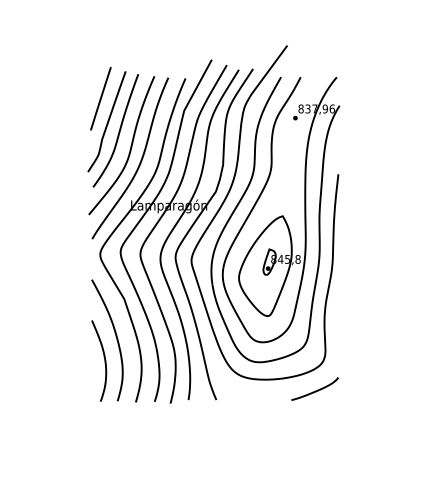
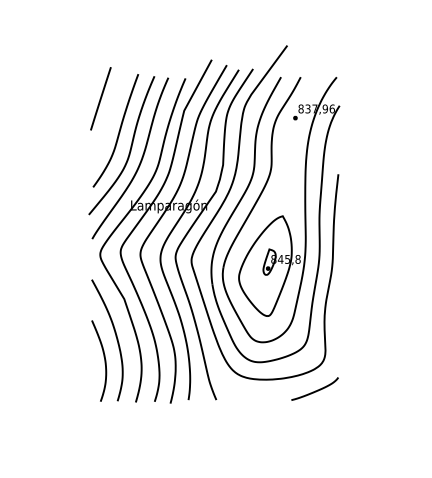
part: present -> none (106, 121)
